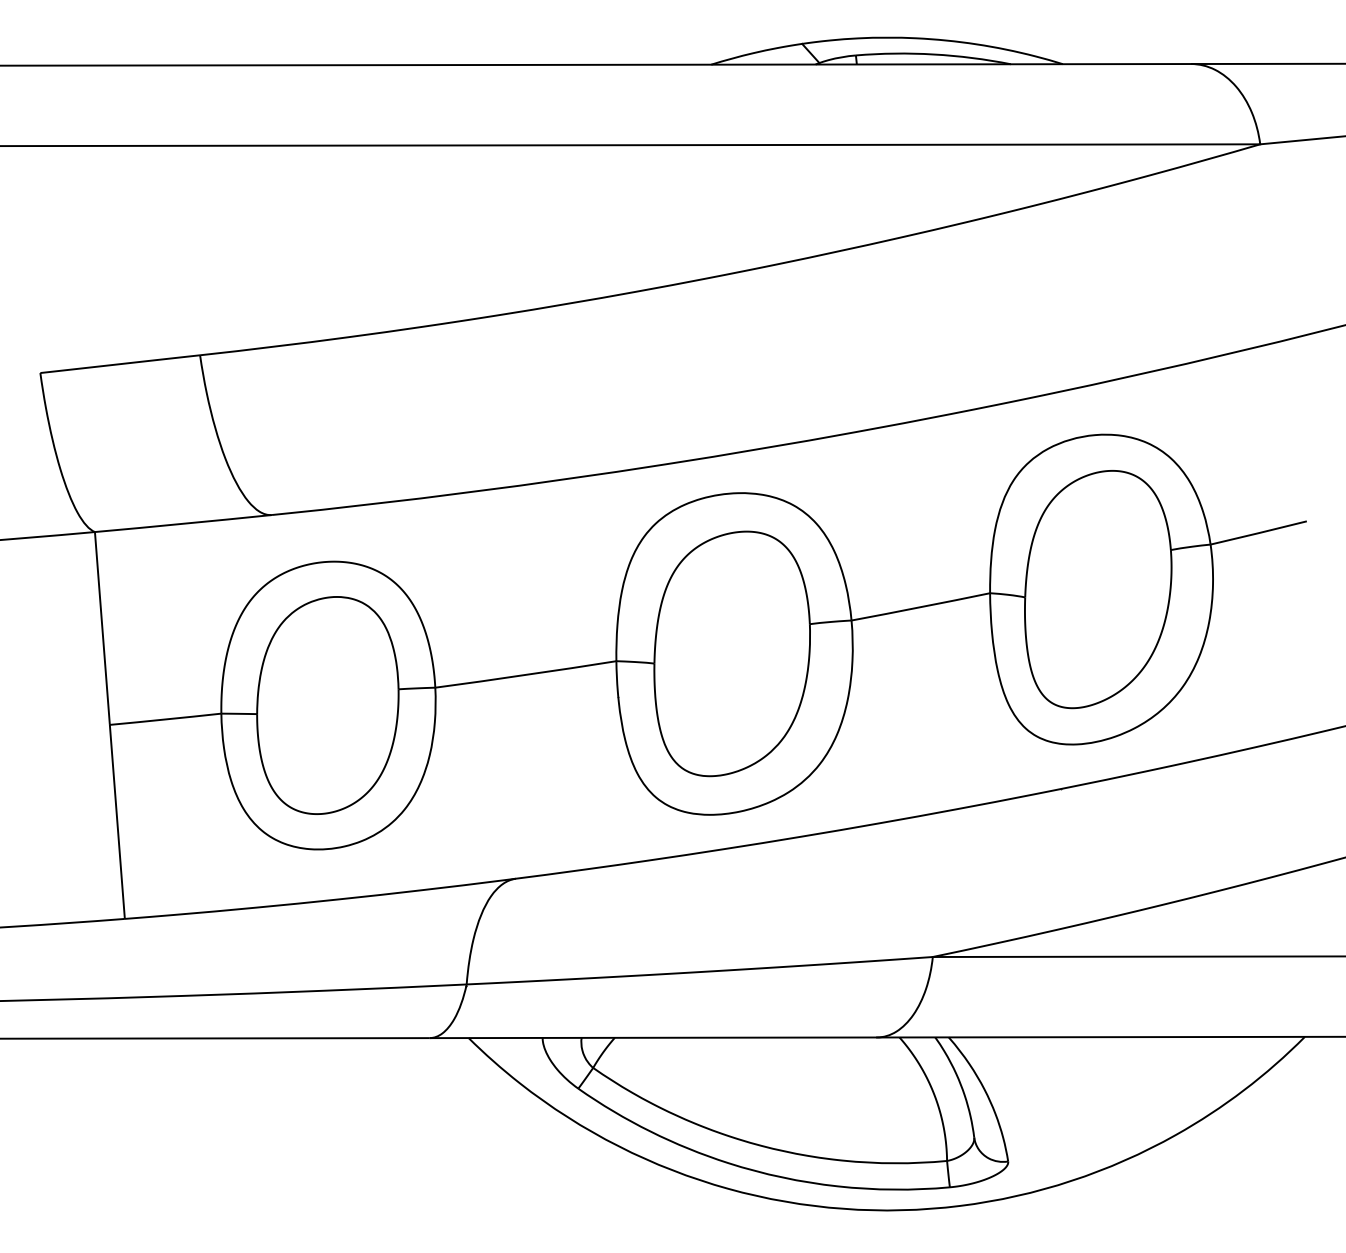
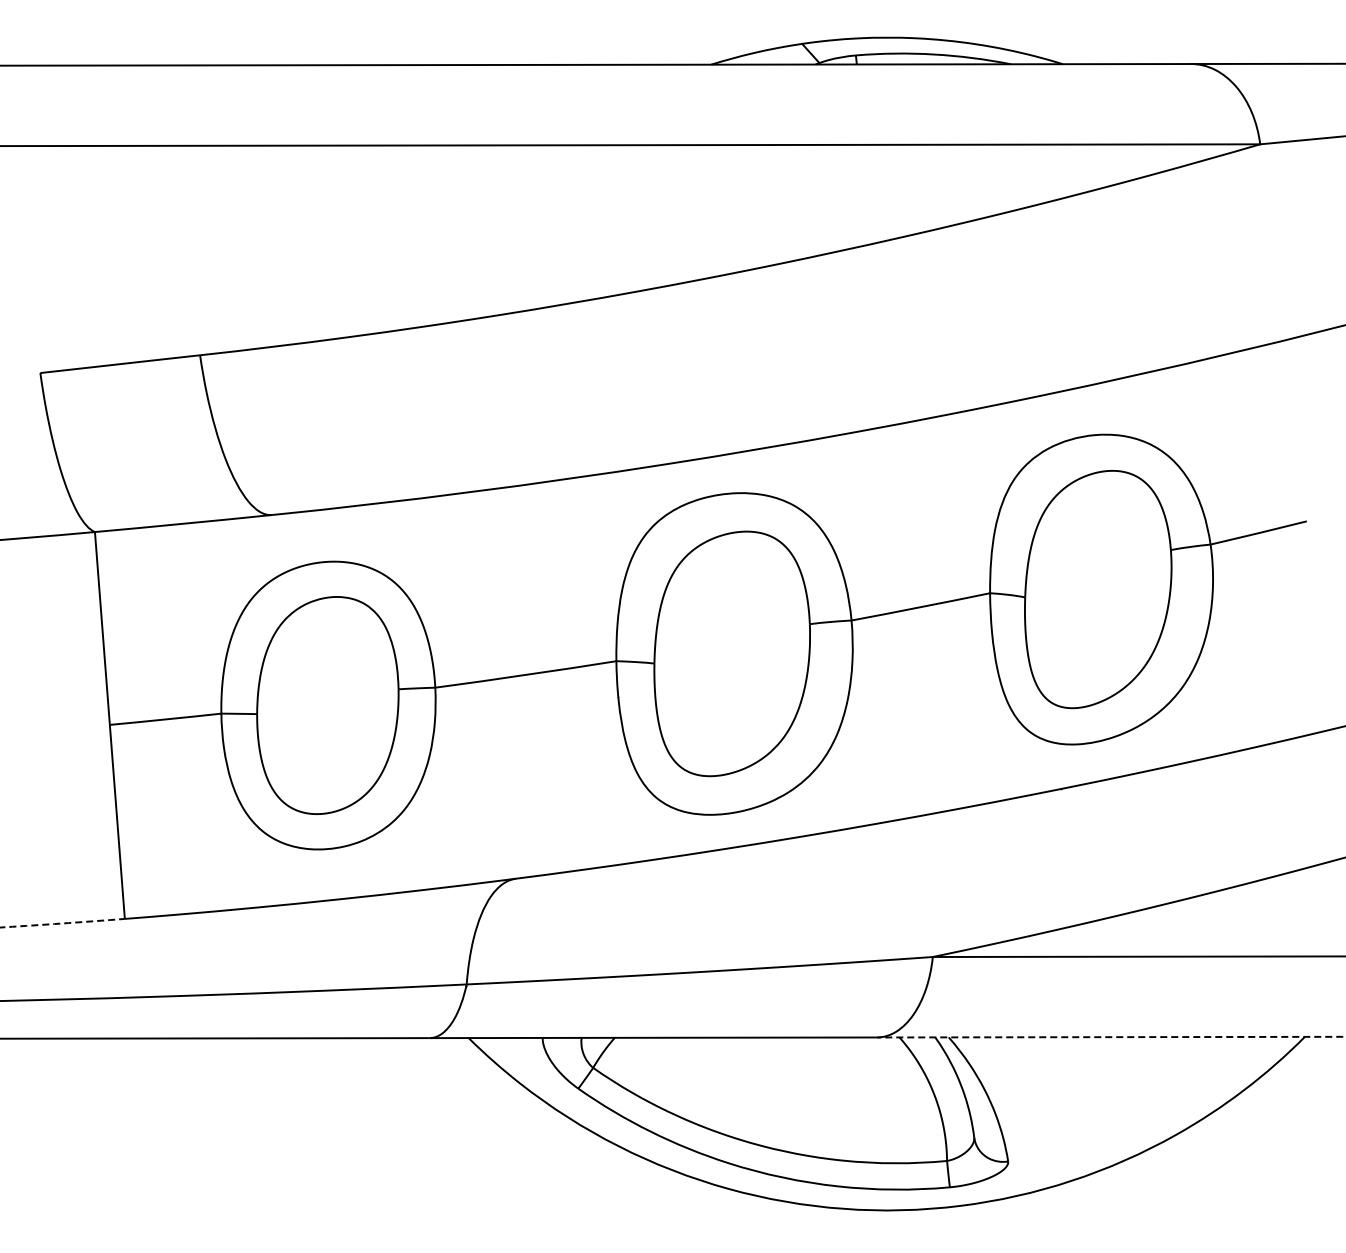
arc: solid -> dashed (62, 923)
line: solid -> dashed (1110, 1037)
